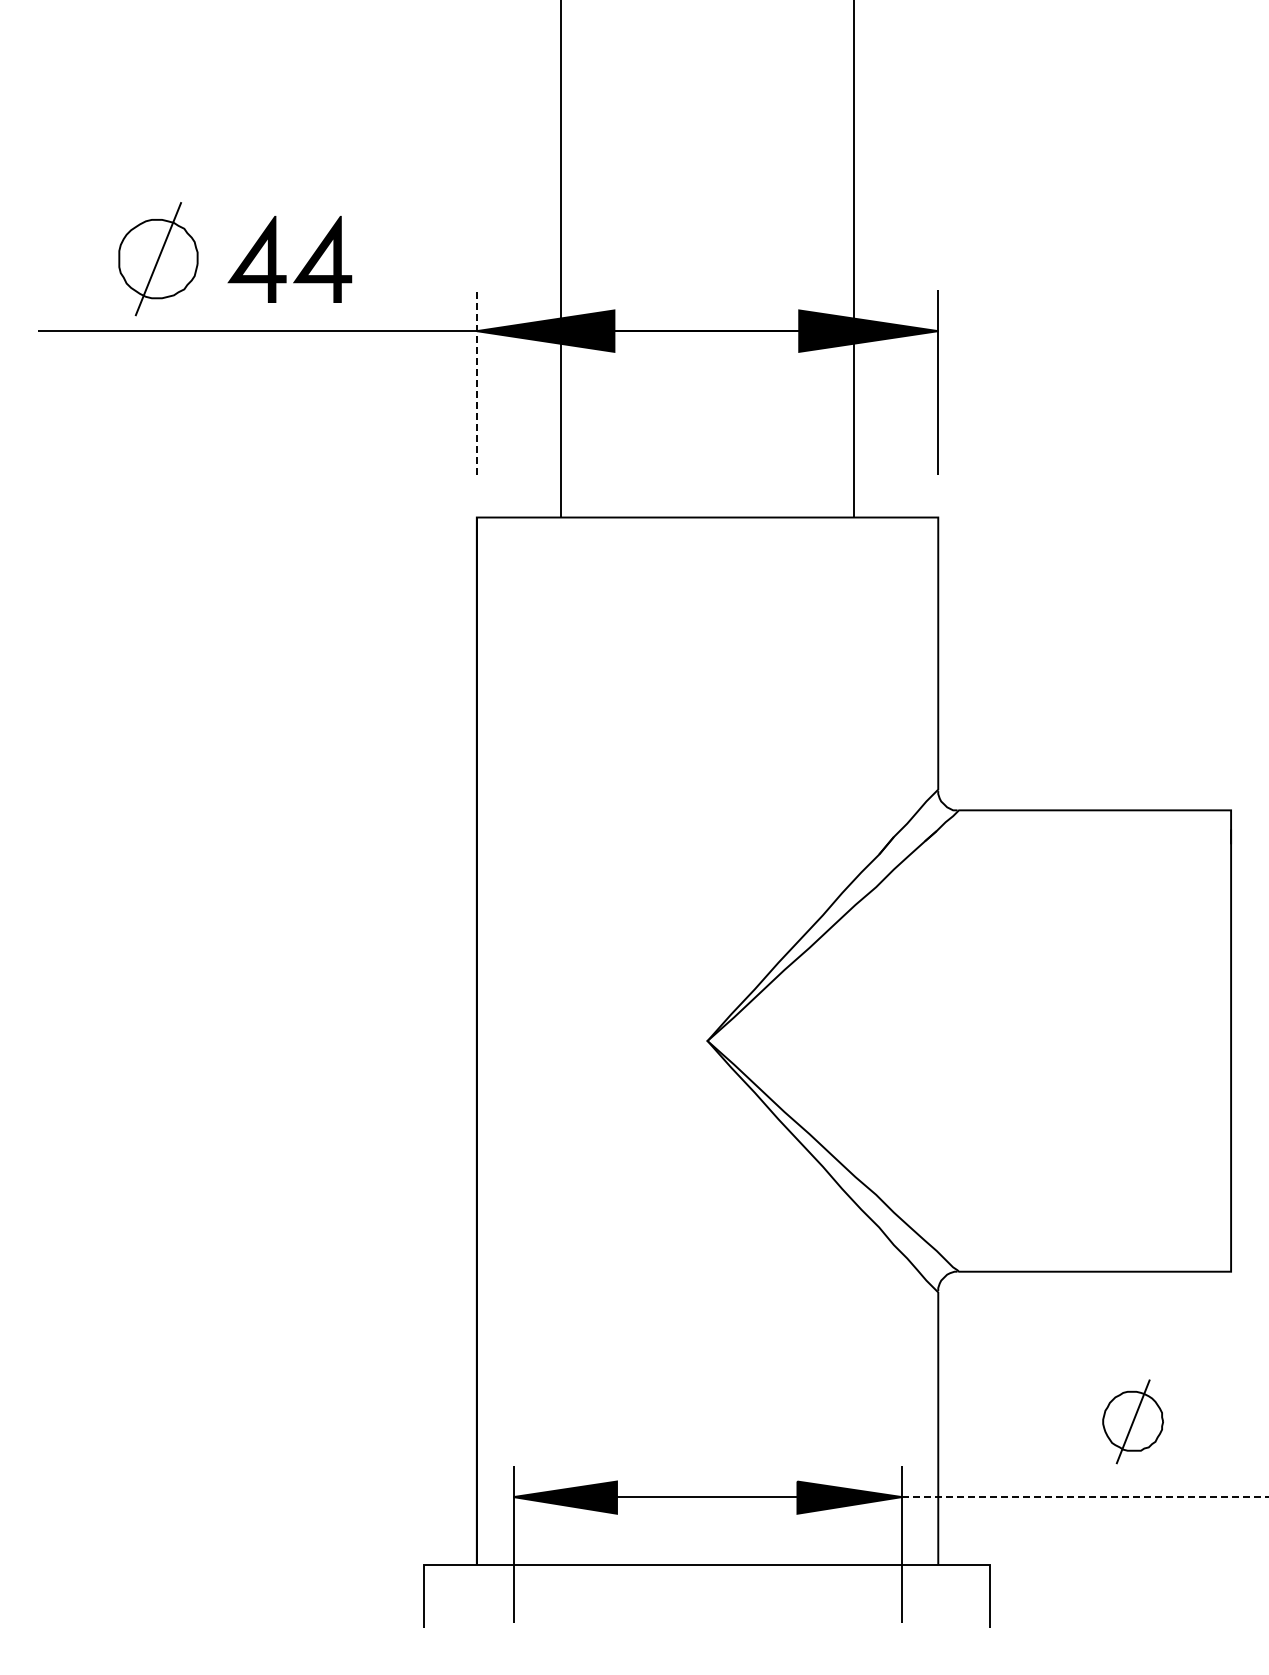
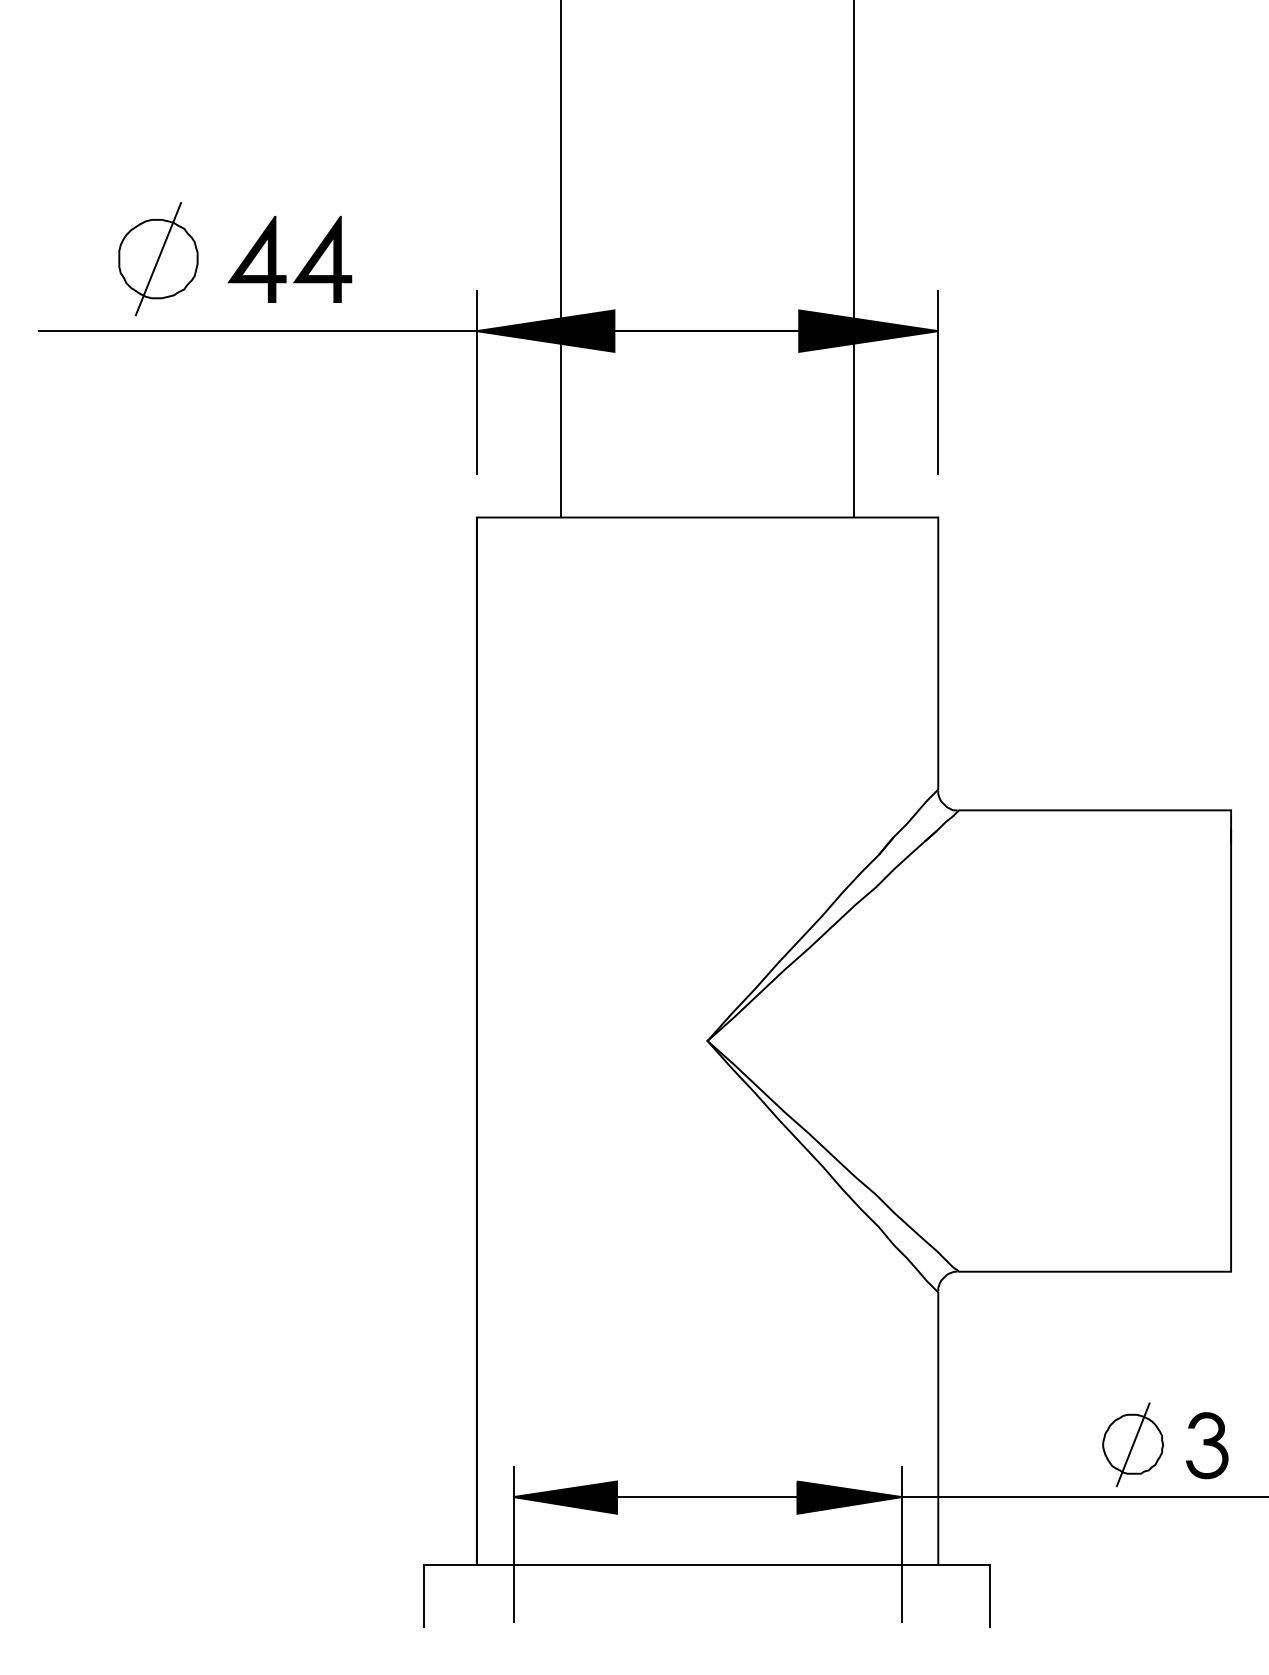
line: dashed -> solid (476, 381)
part position: (1132, 1421) -> (1132, 1444) (1132, 1444)
part: none -> present (1207, 1445)
line: dashed -> solid (1085, 1497)
